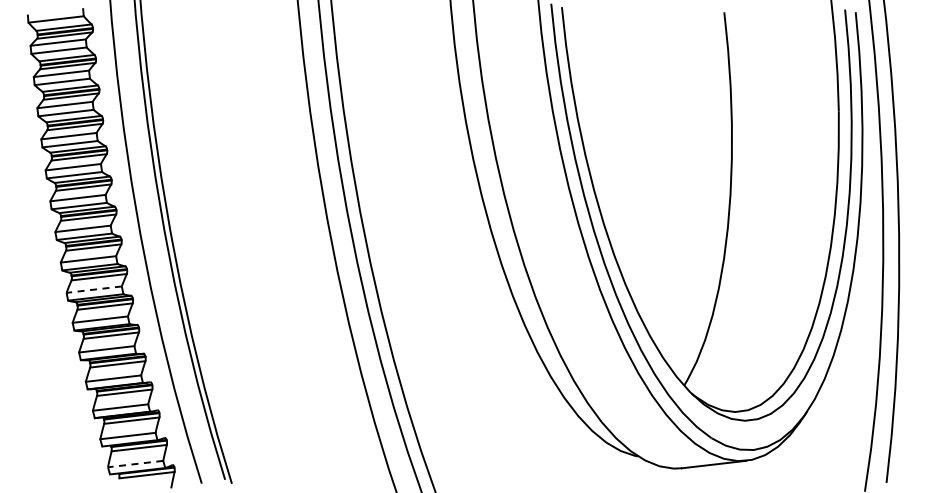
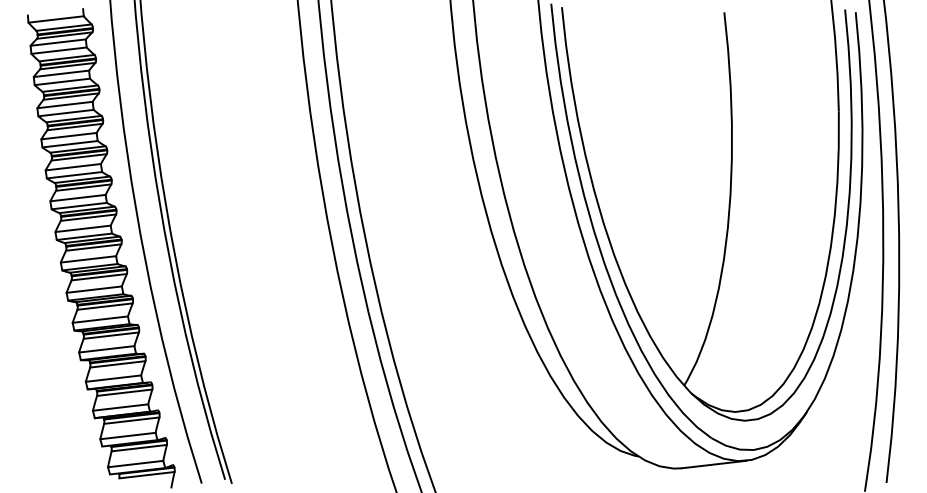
line: dashed -> solid (94, 289)
line: dashed -> solid (135, 464)
